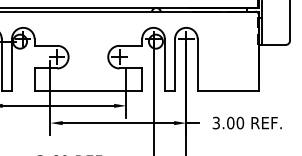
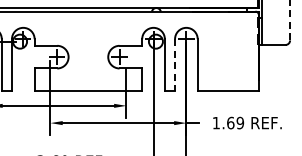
line: solid -> dashed (290, 20)
line: solid -> dashed (175, 65)
text: 3.00 -> 1.69 (227, 122)
